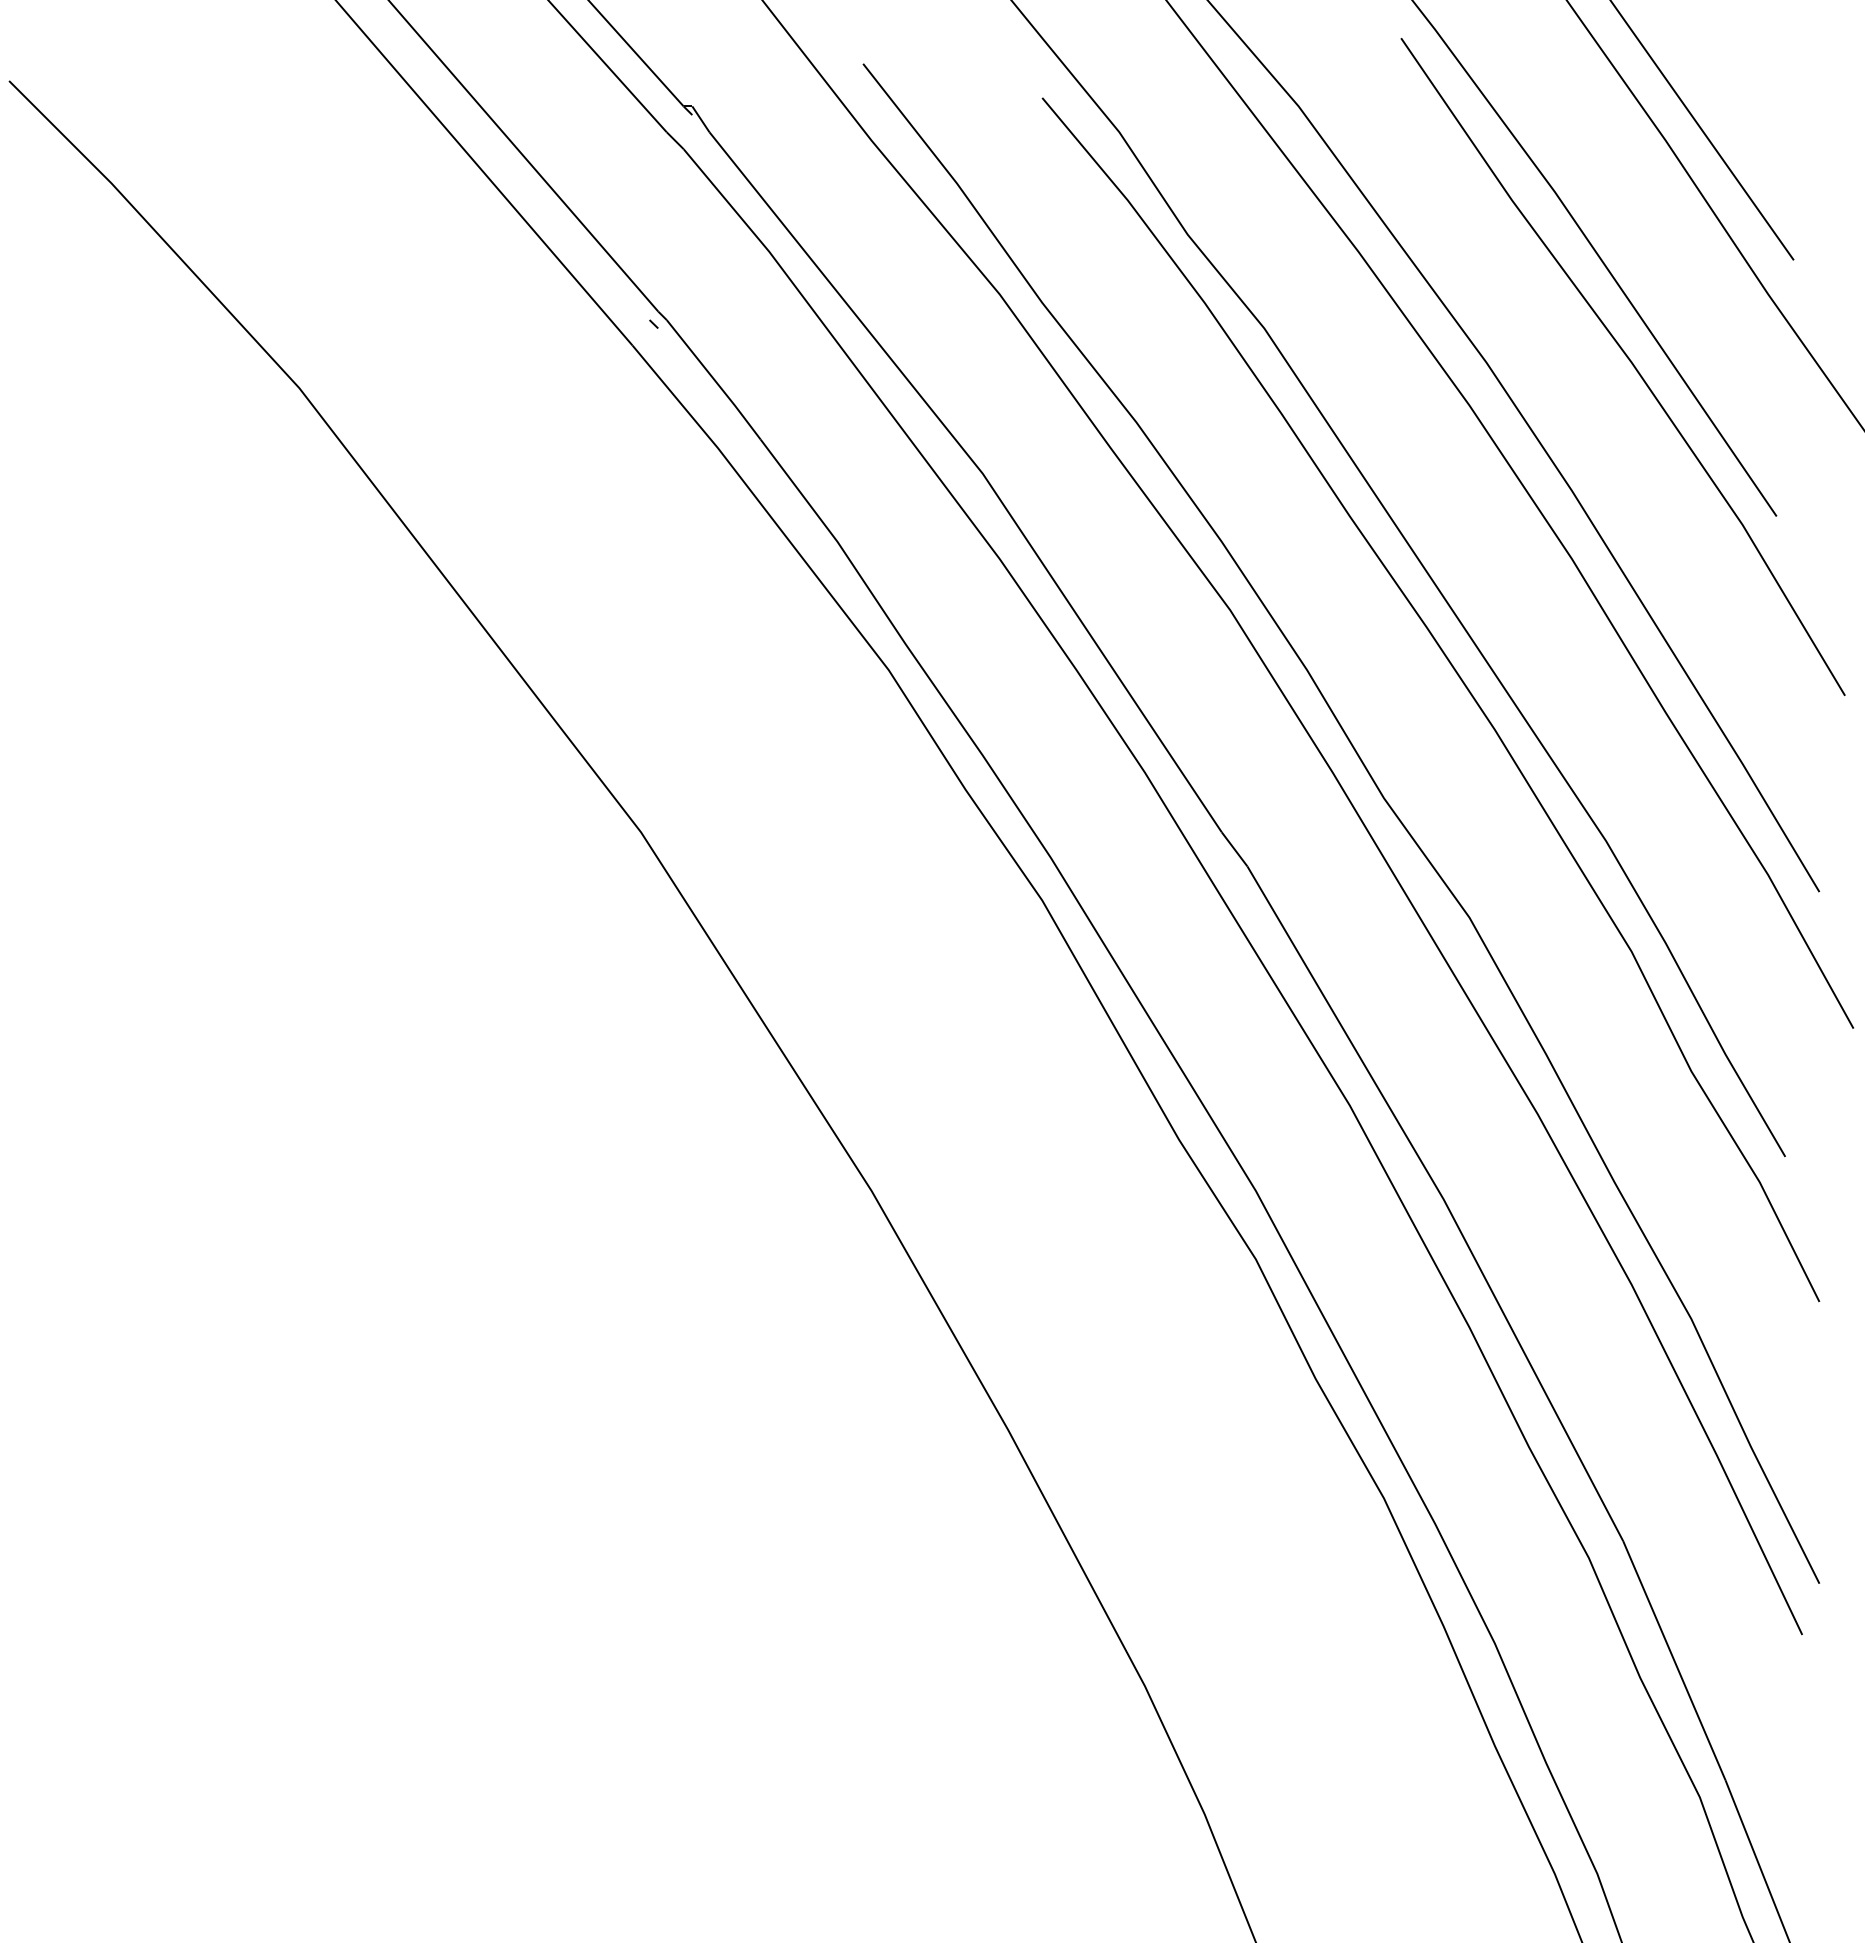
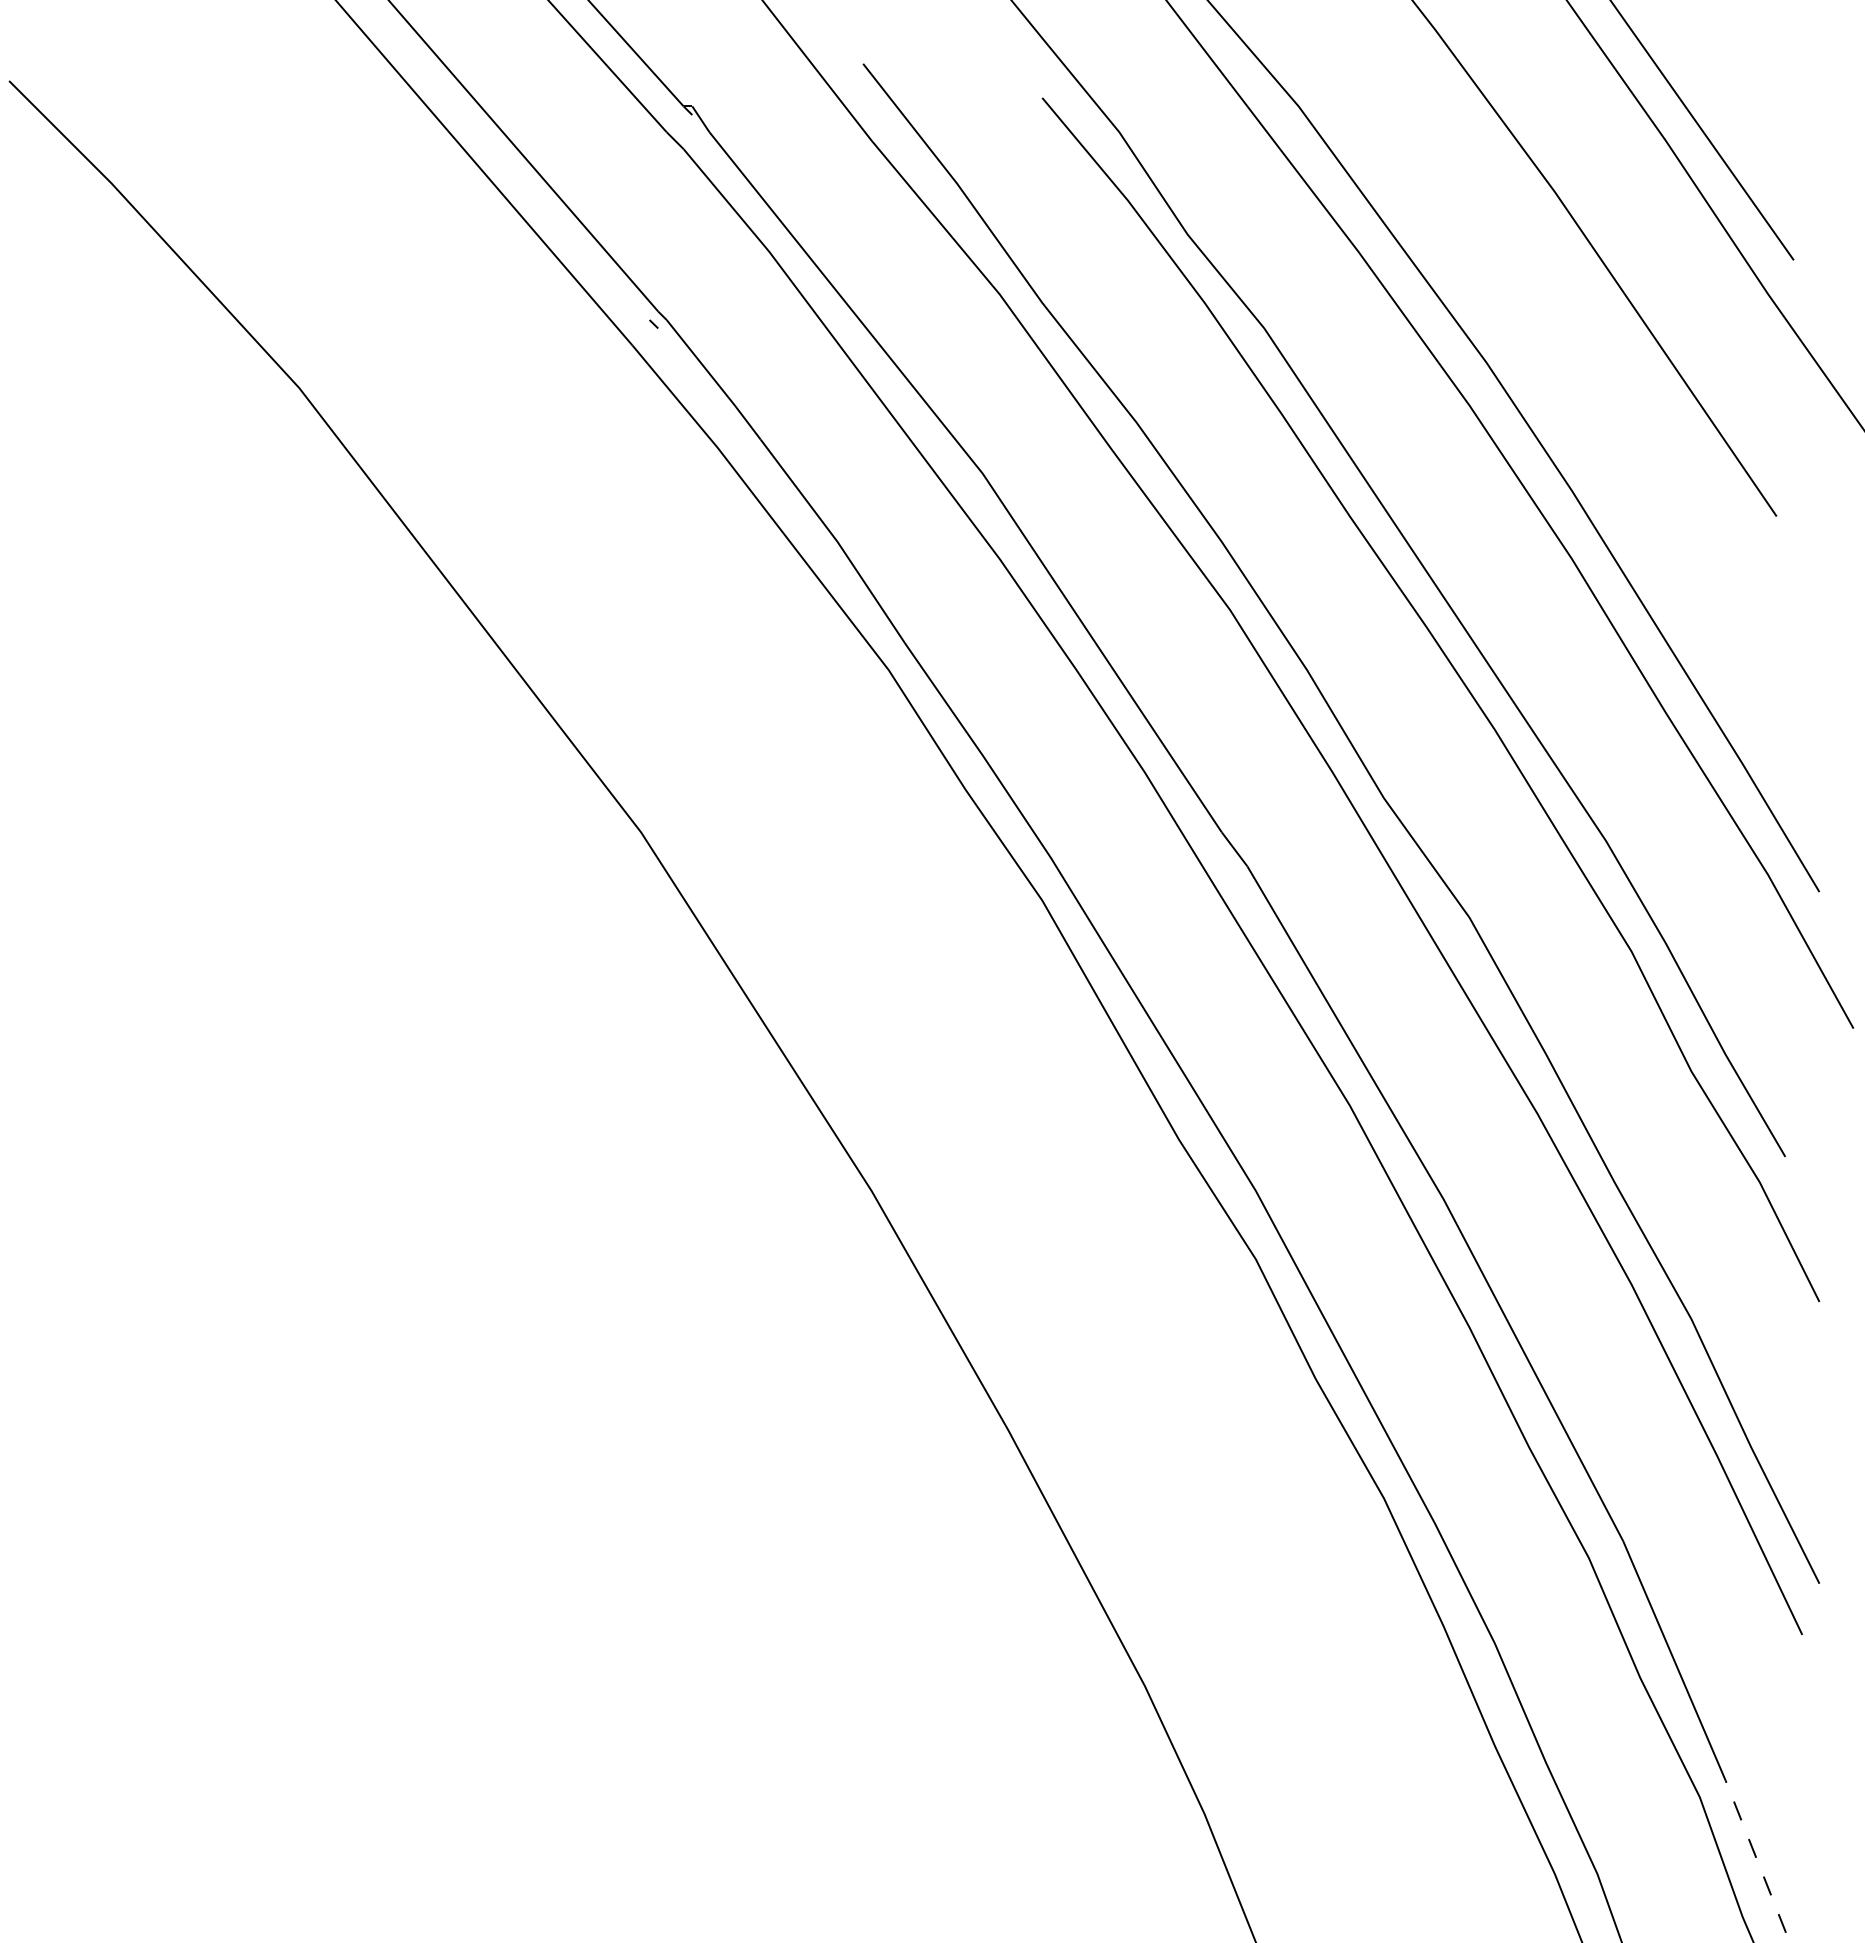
line: present -> none (1629, 361)
line: solid -> dashed (1757, 1861)
